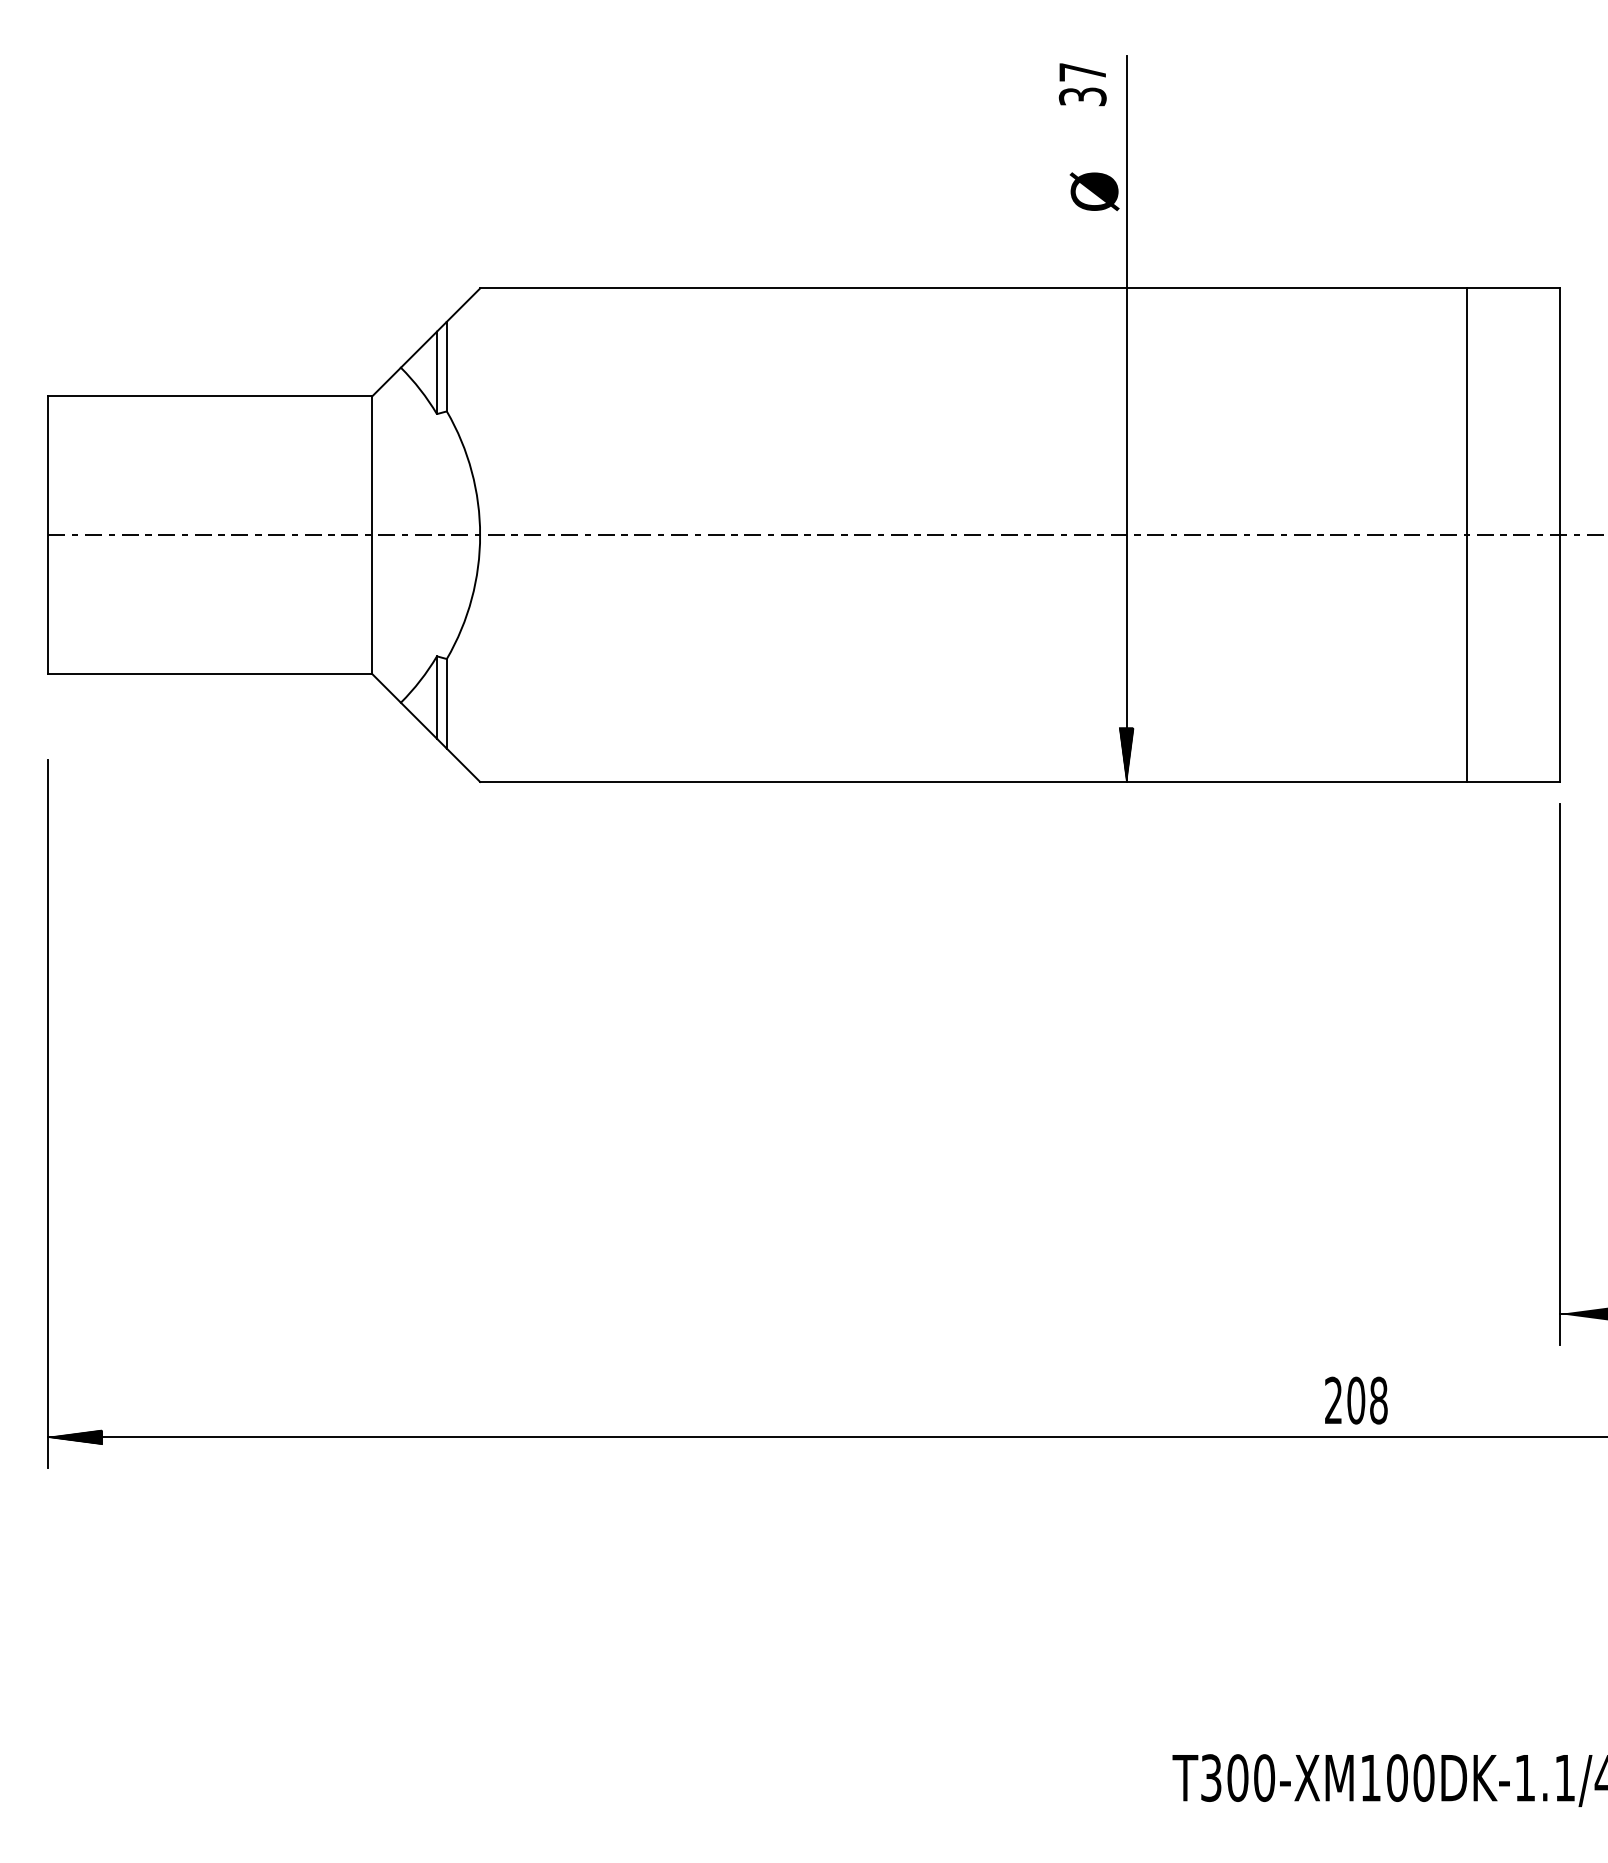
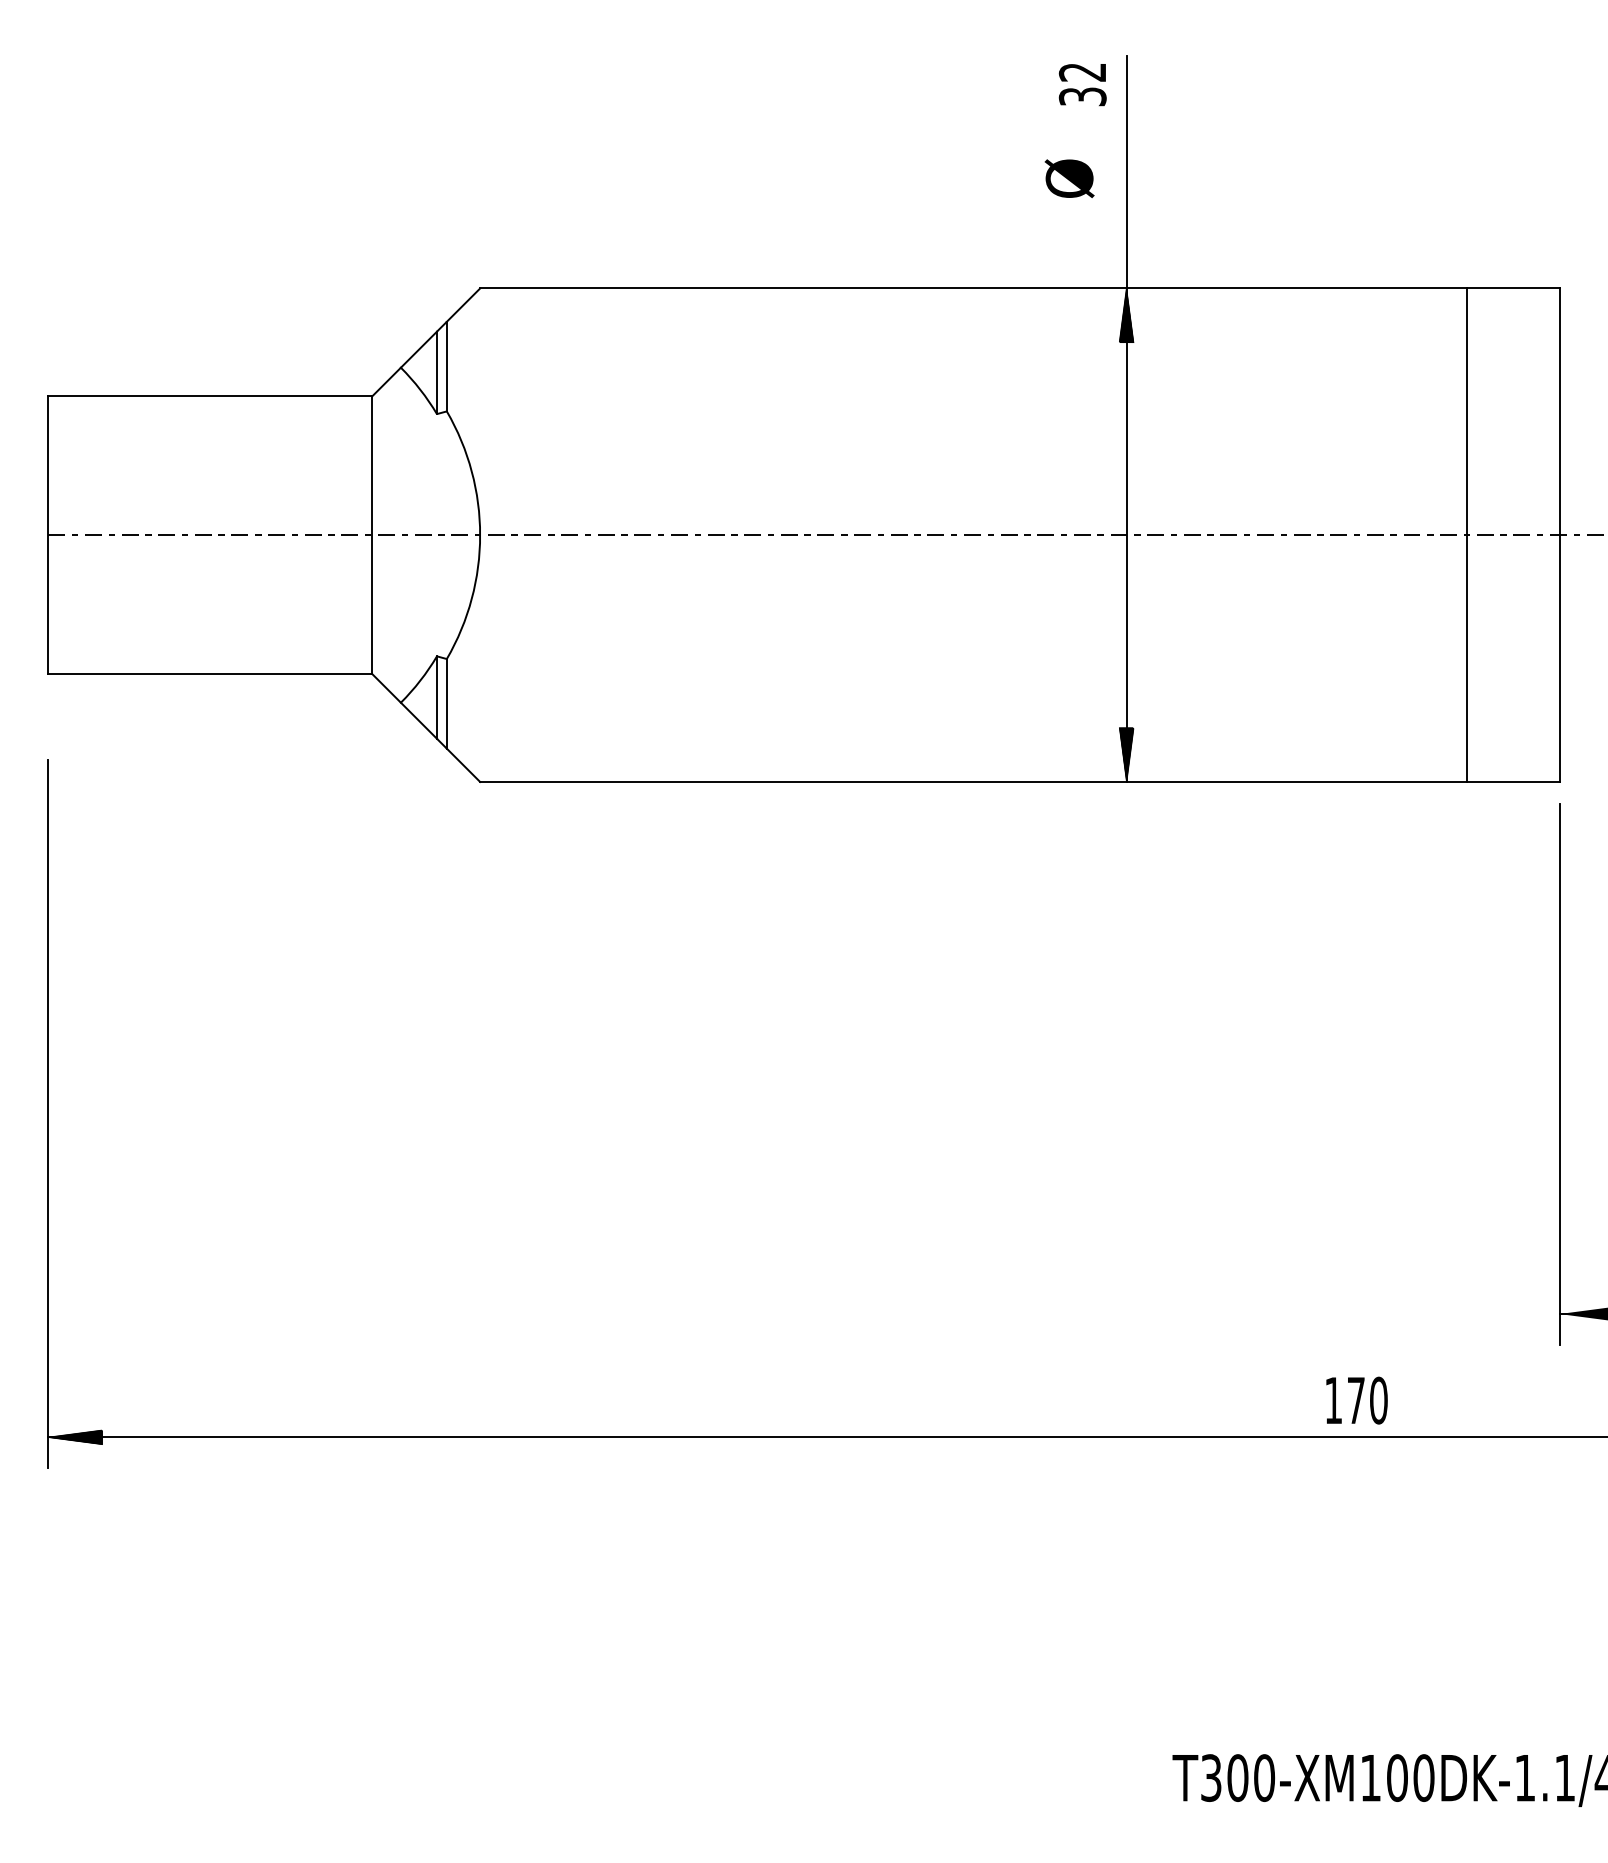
text: 37 -> 32 (1081, 72)
text position: (1094, 191) -> (1069, 178) (1069, 178)
hatch: none -> present (1126, 315)
text: 208 -> 170 (1356, 1400)
